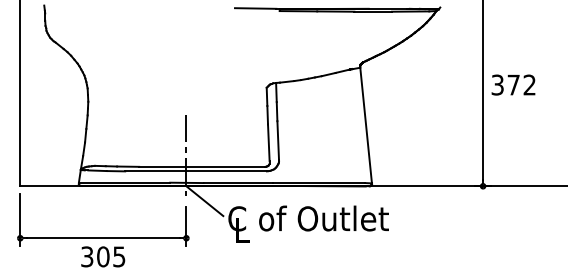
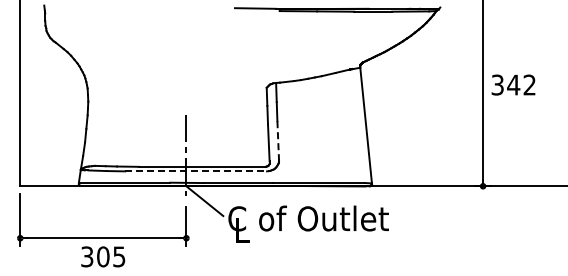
text: 372 -> 342 (513, 84)
line: solid -> dashed (278, 141)
line: solid -> dashed (196, 171)
